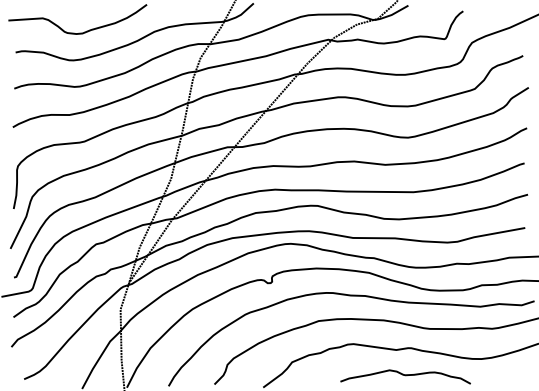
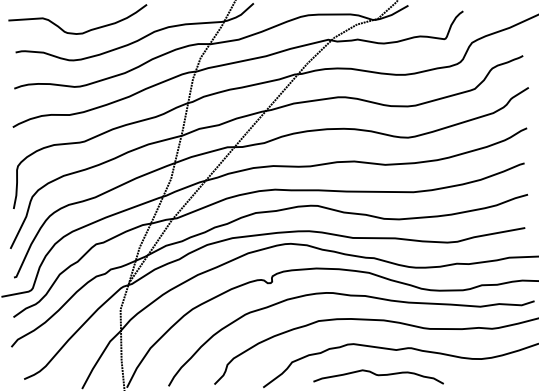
part position: (405, 376) -> (378, 376) (378, 376)
